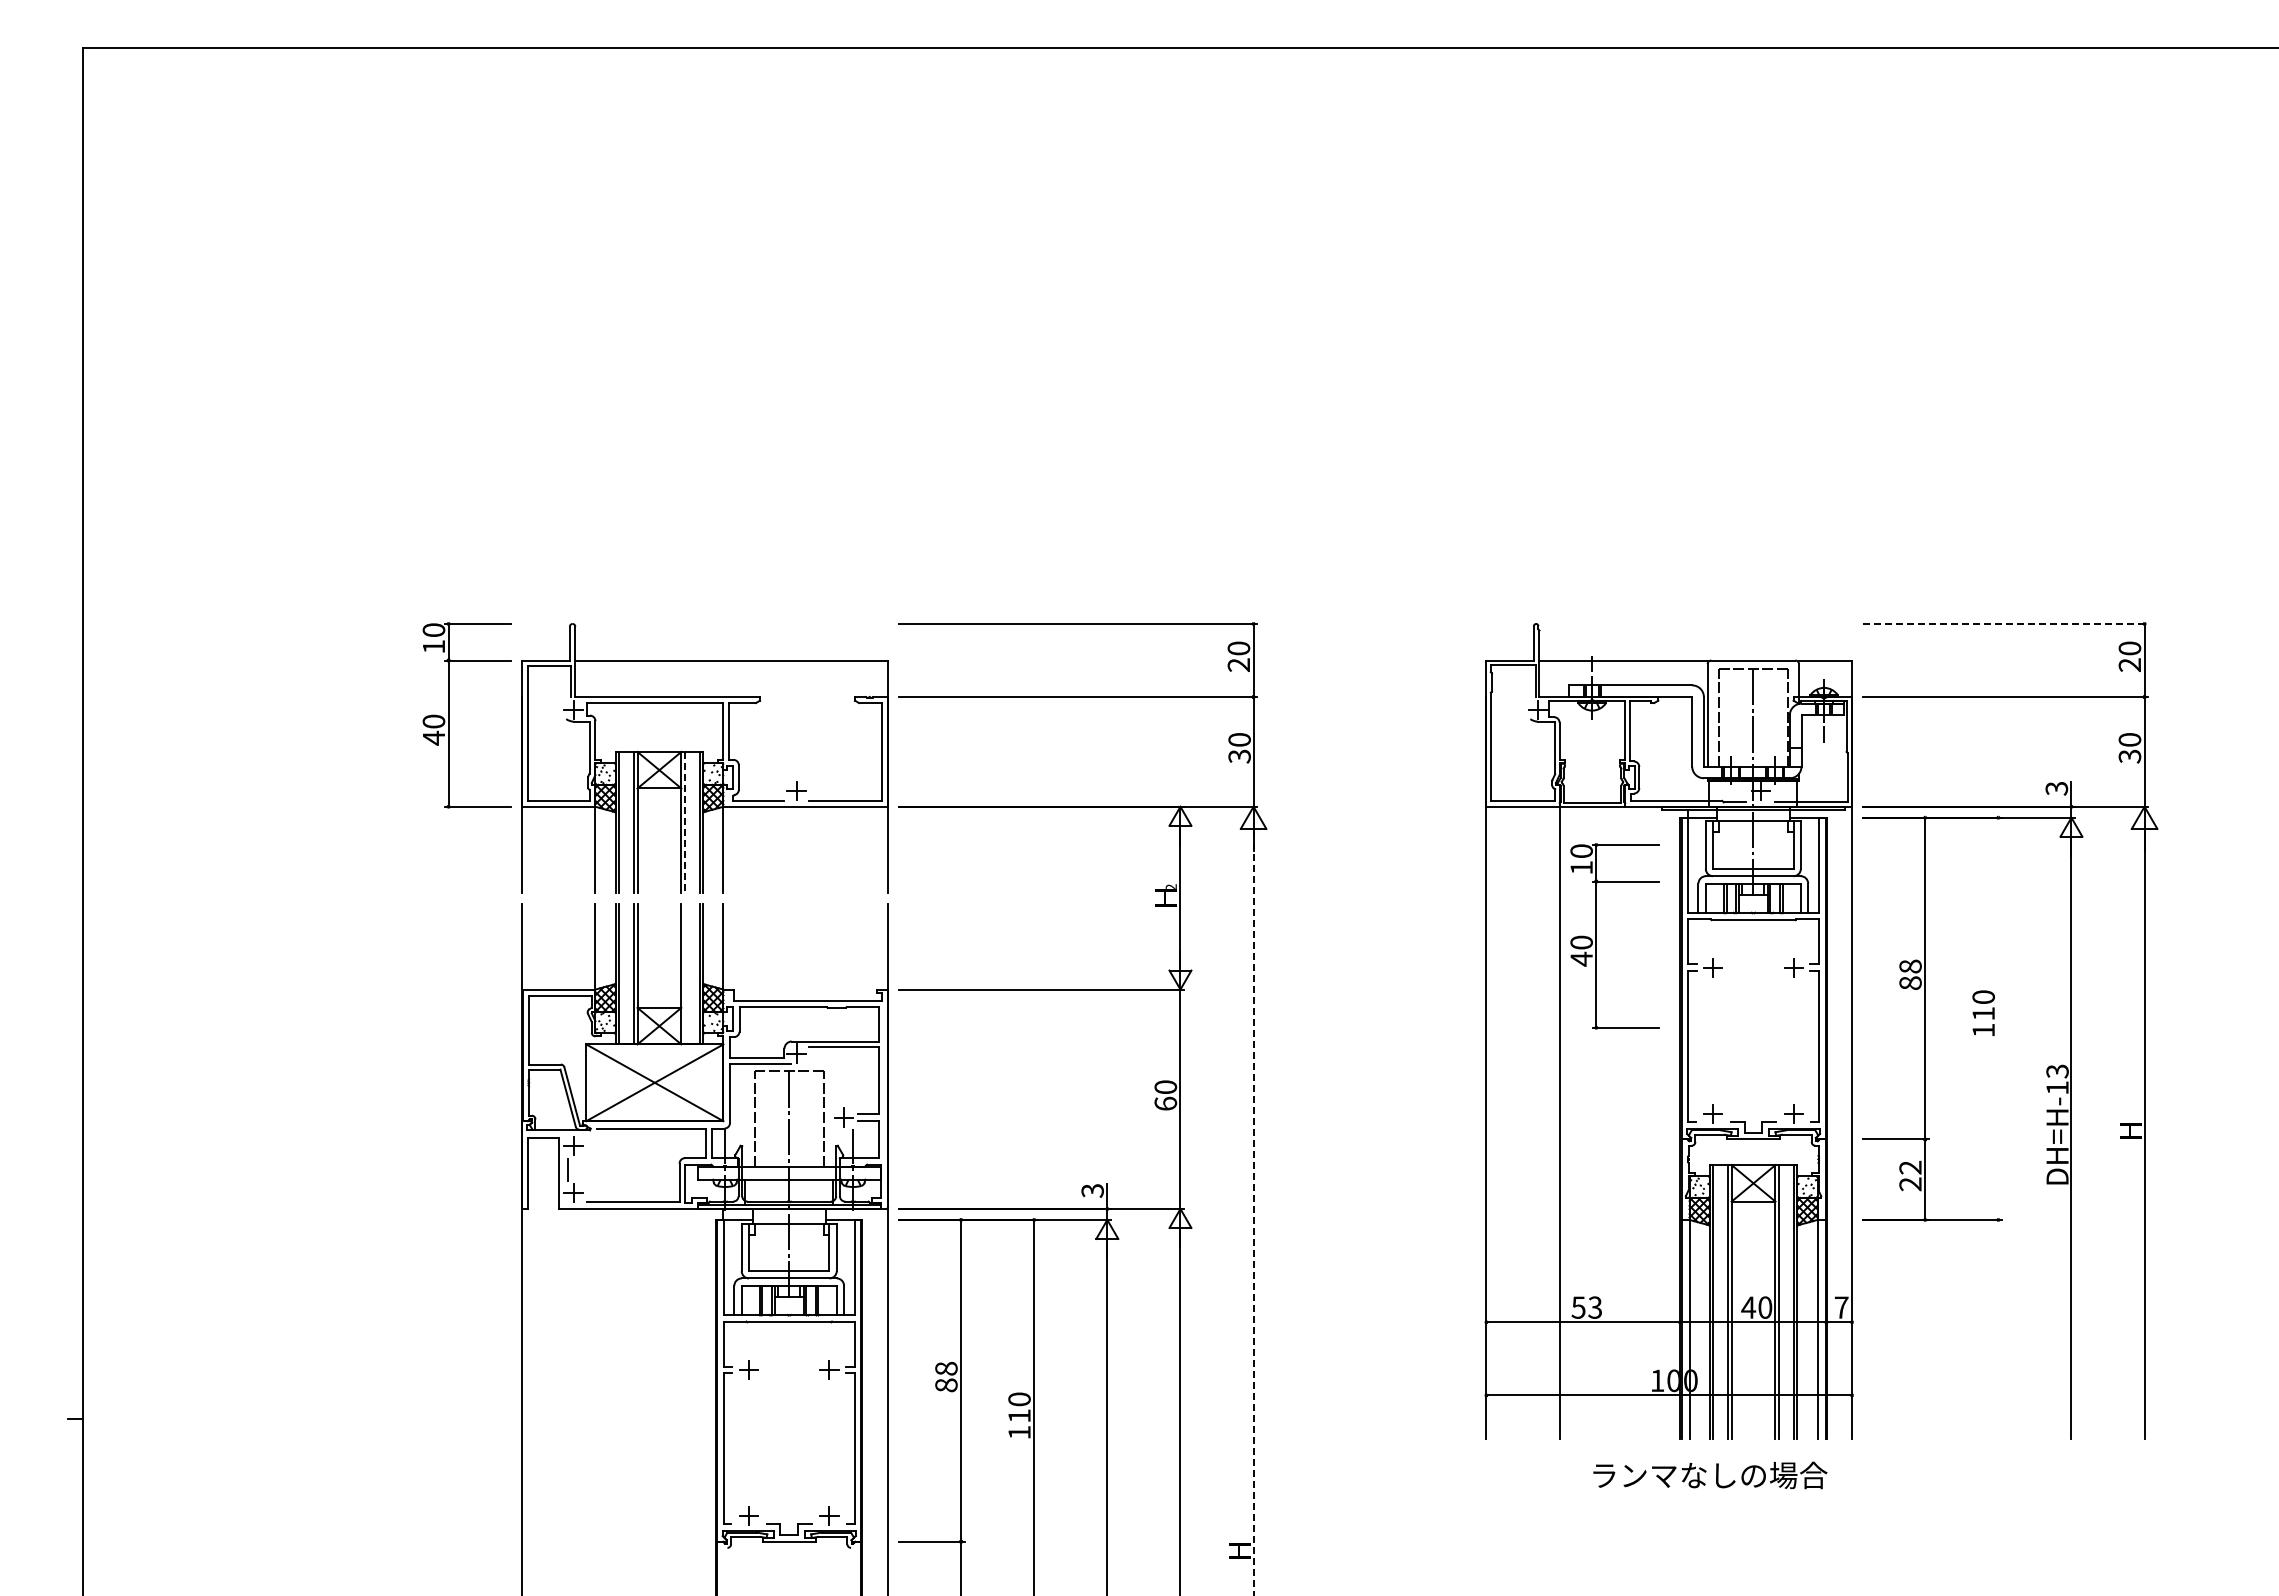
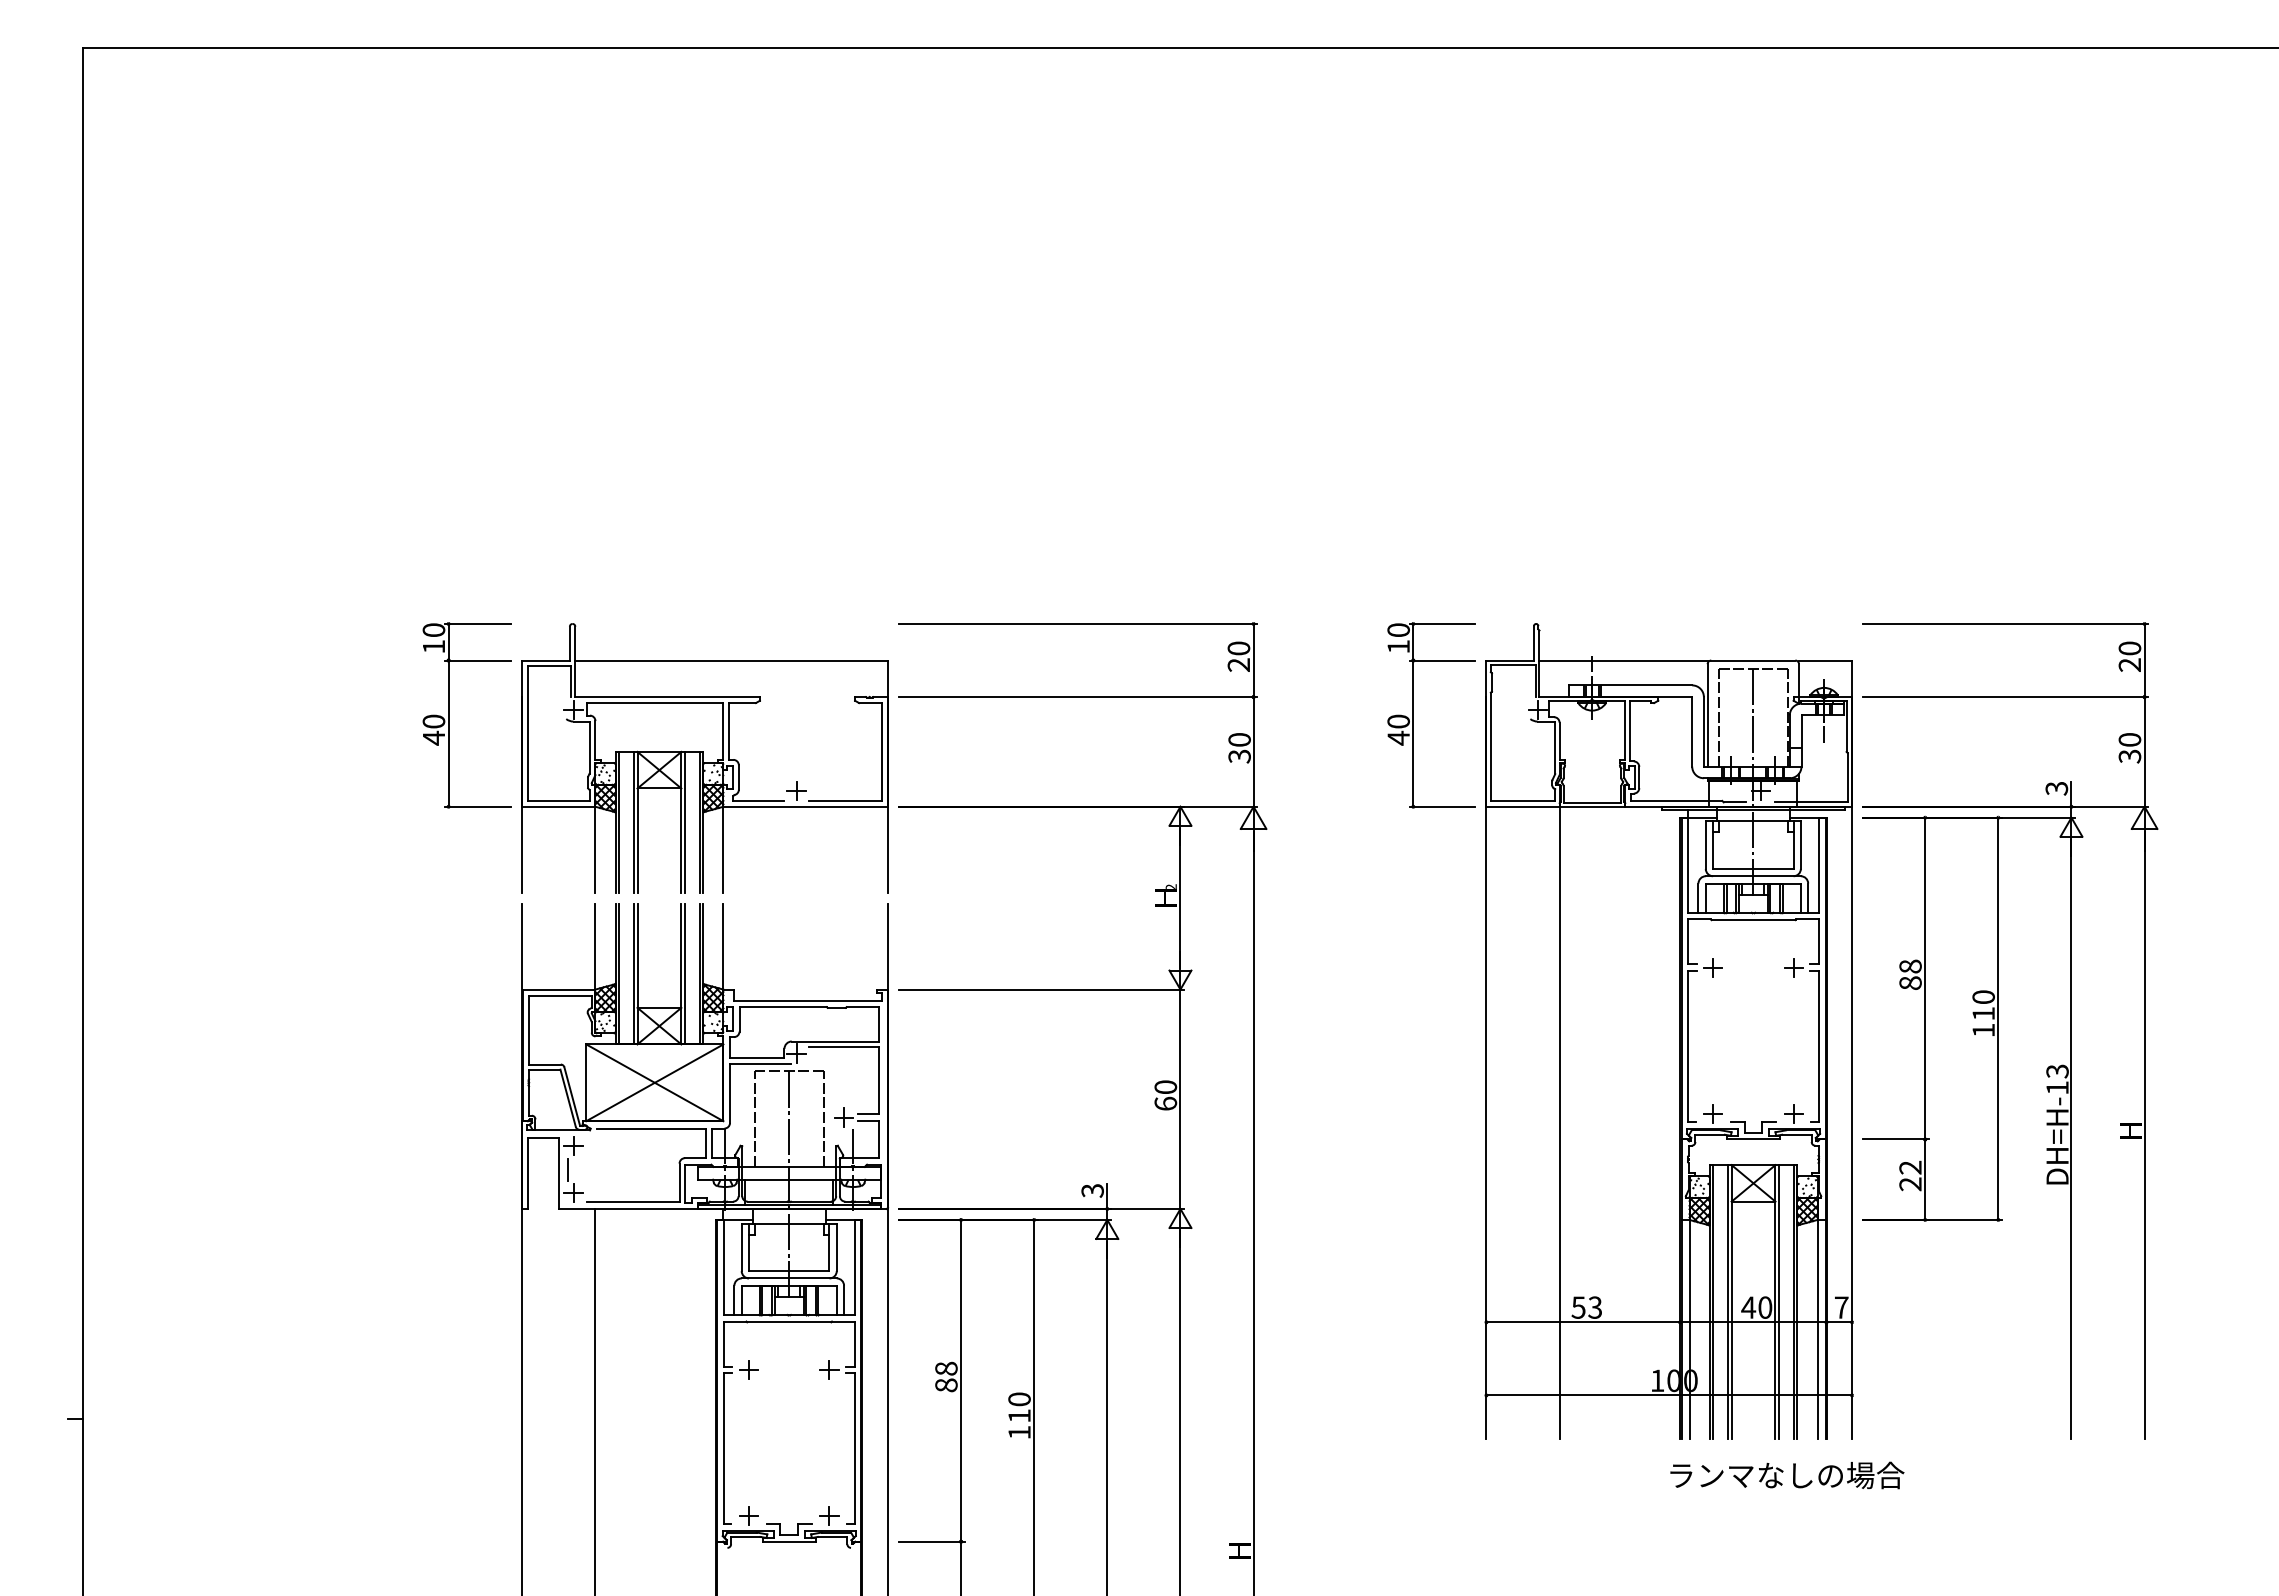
line: dashed -> solid (2005, 623)
line: dashed -> solid (685, 822)
part position: (1596, 936) -> (1413, 715) (1413, 715)
line: none -> present (685, 973)
line: none -> present (1998, 1018)
line: dashed -> solid (1253, 1214)
line: none -> present (595, 1400)
text position: (1710, 1475) -> (1787, 1475) (1787, 1475)
